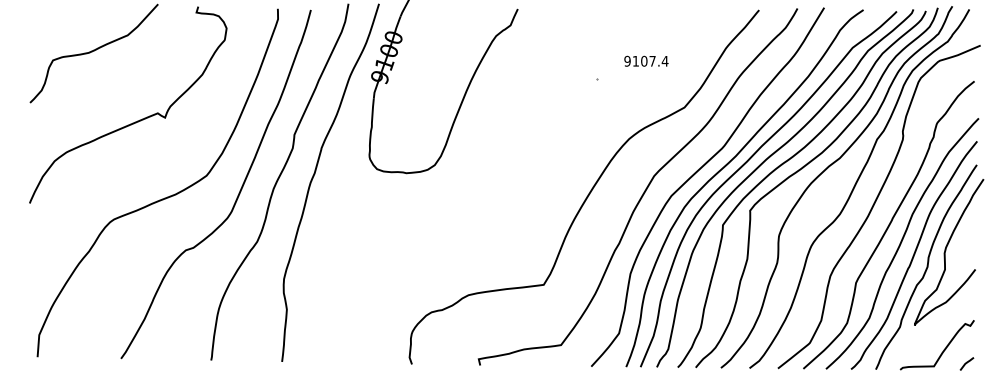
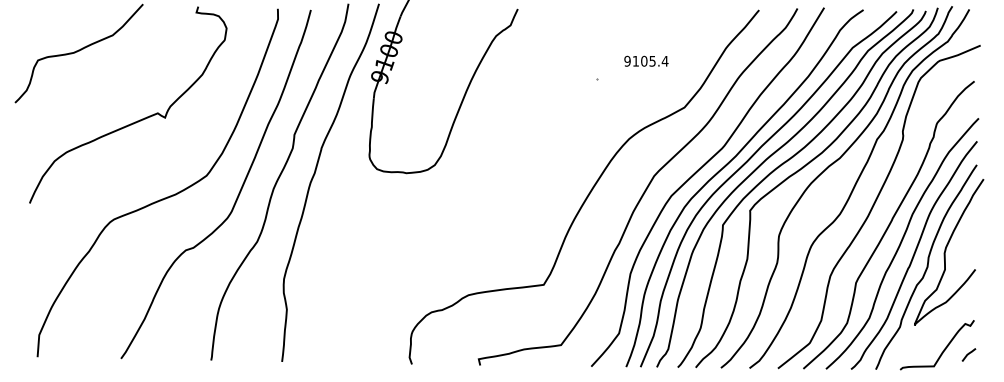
curve position: (92, 52) -> (77, 52) (77, 52)
text: 9107.4 -> 9105.4 (652, 61)
line position: (966, 363) -> (968, 354) (968, 354)
